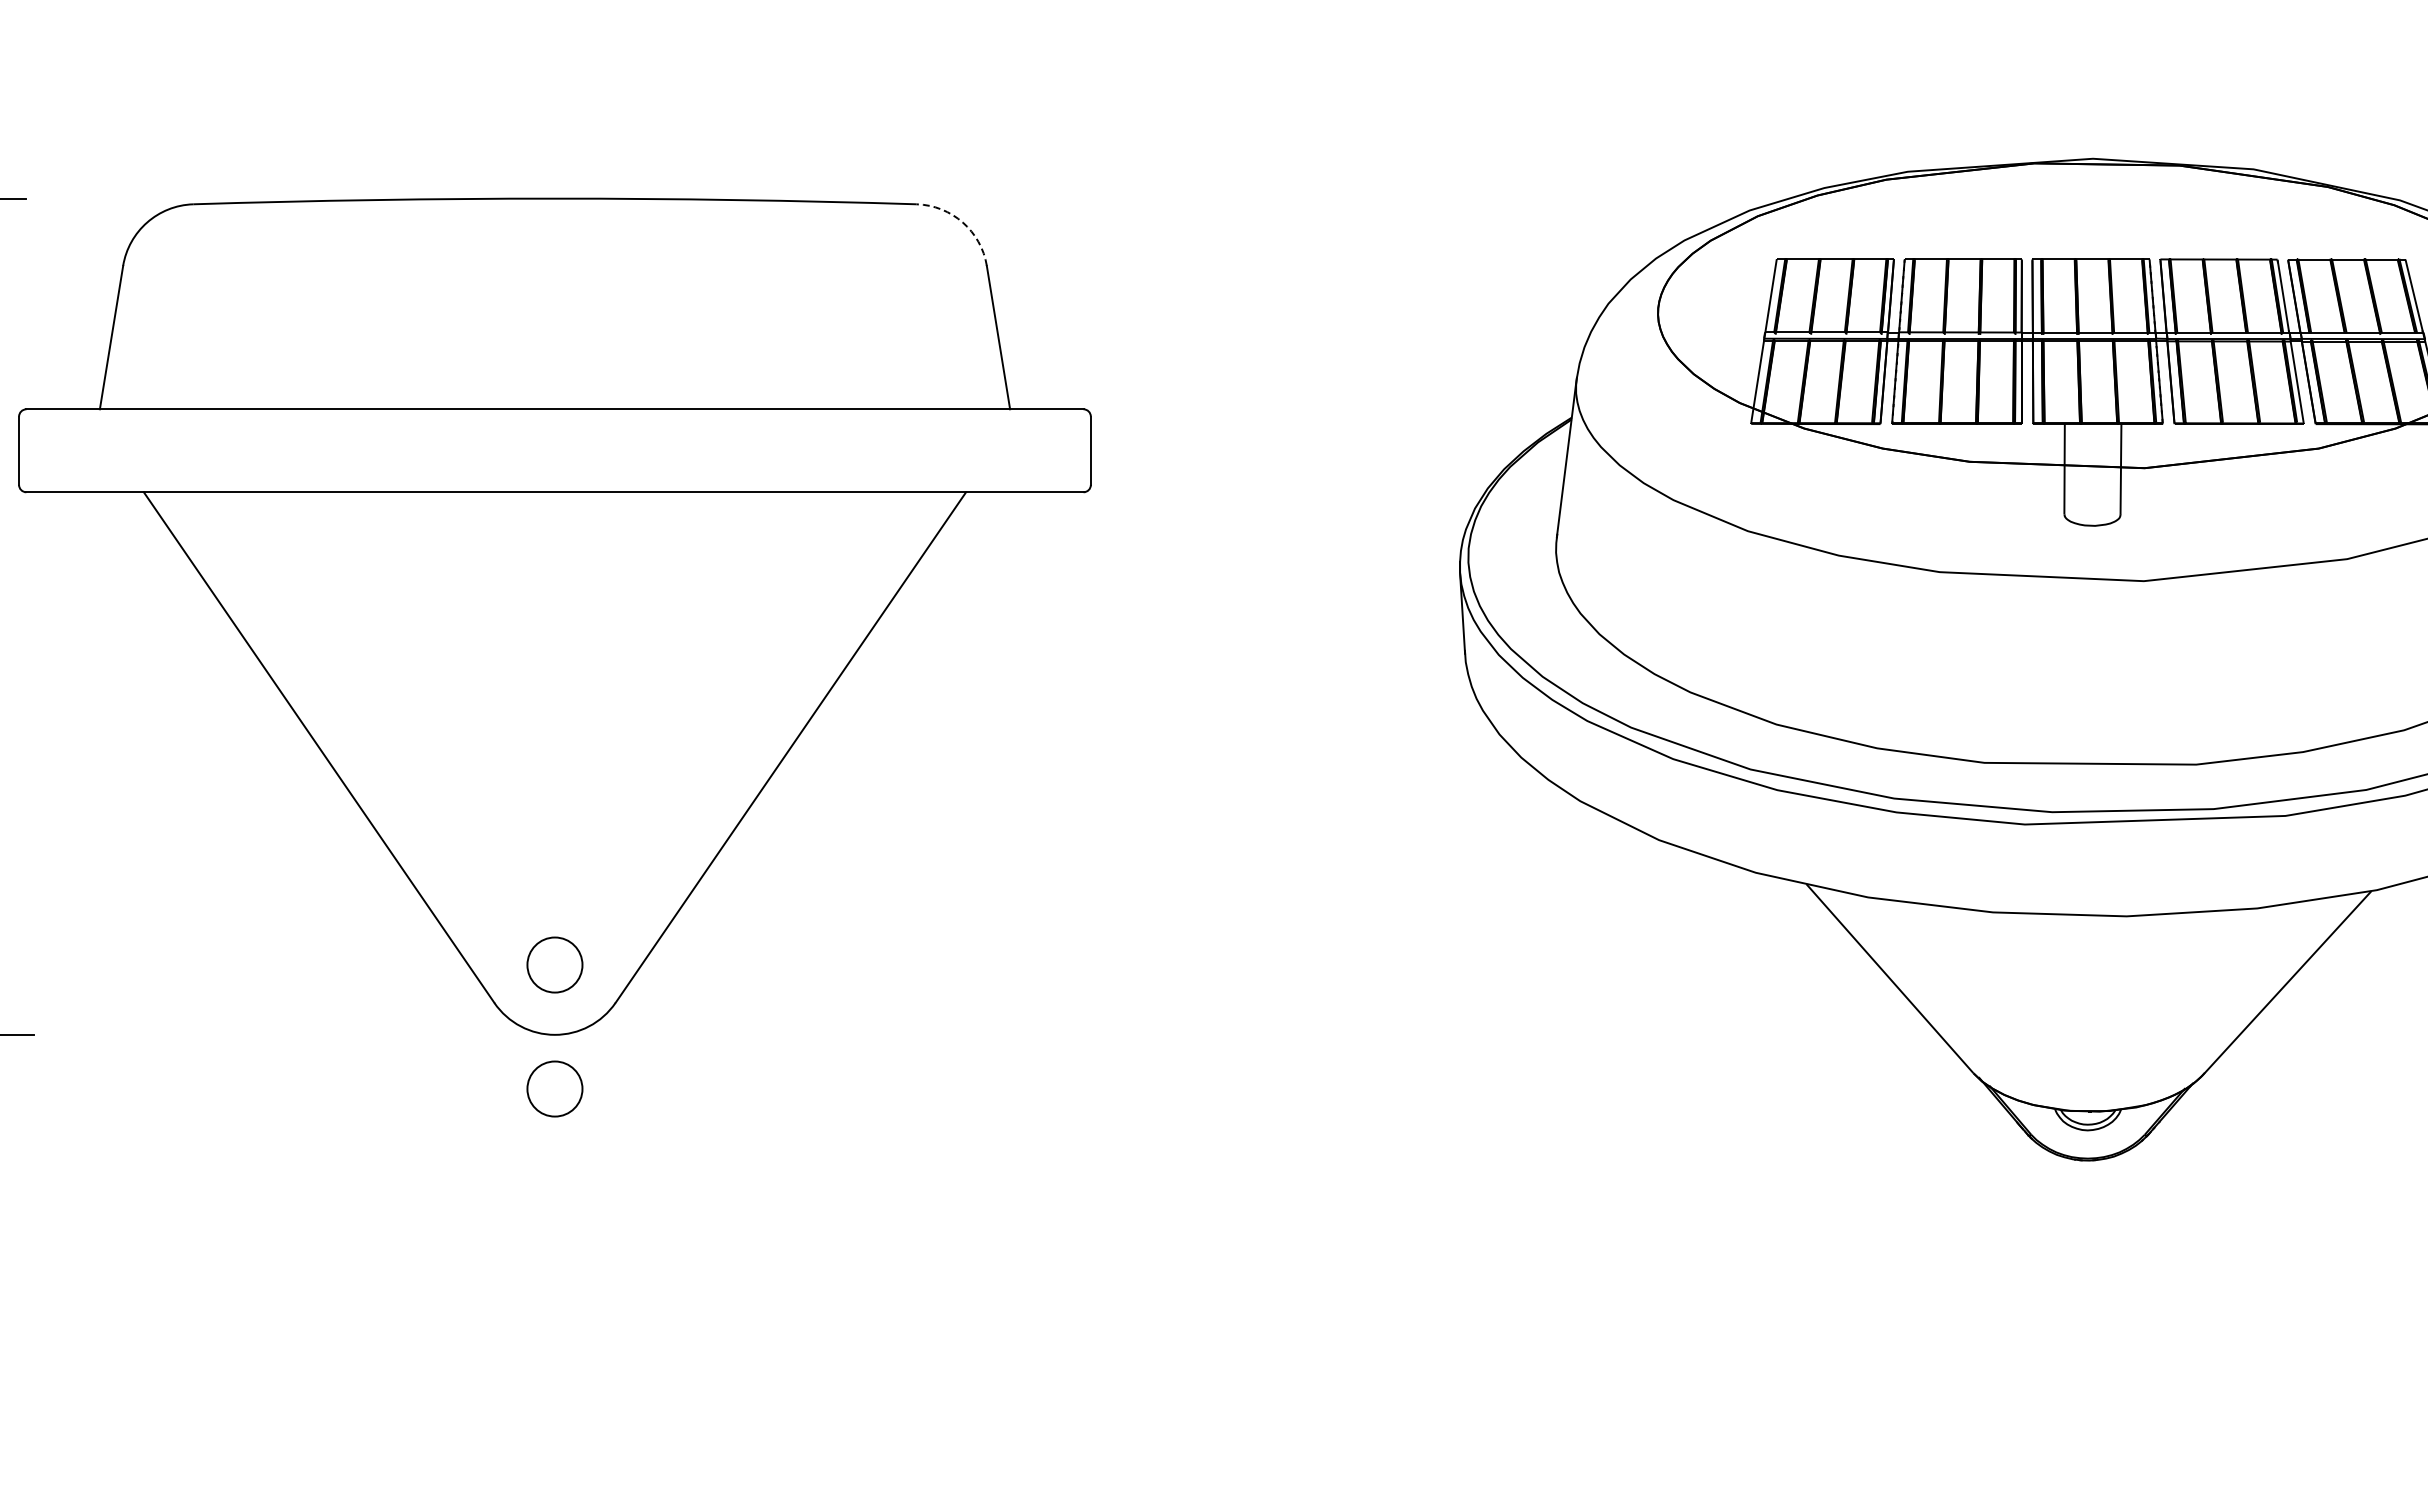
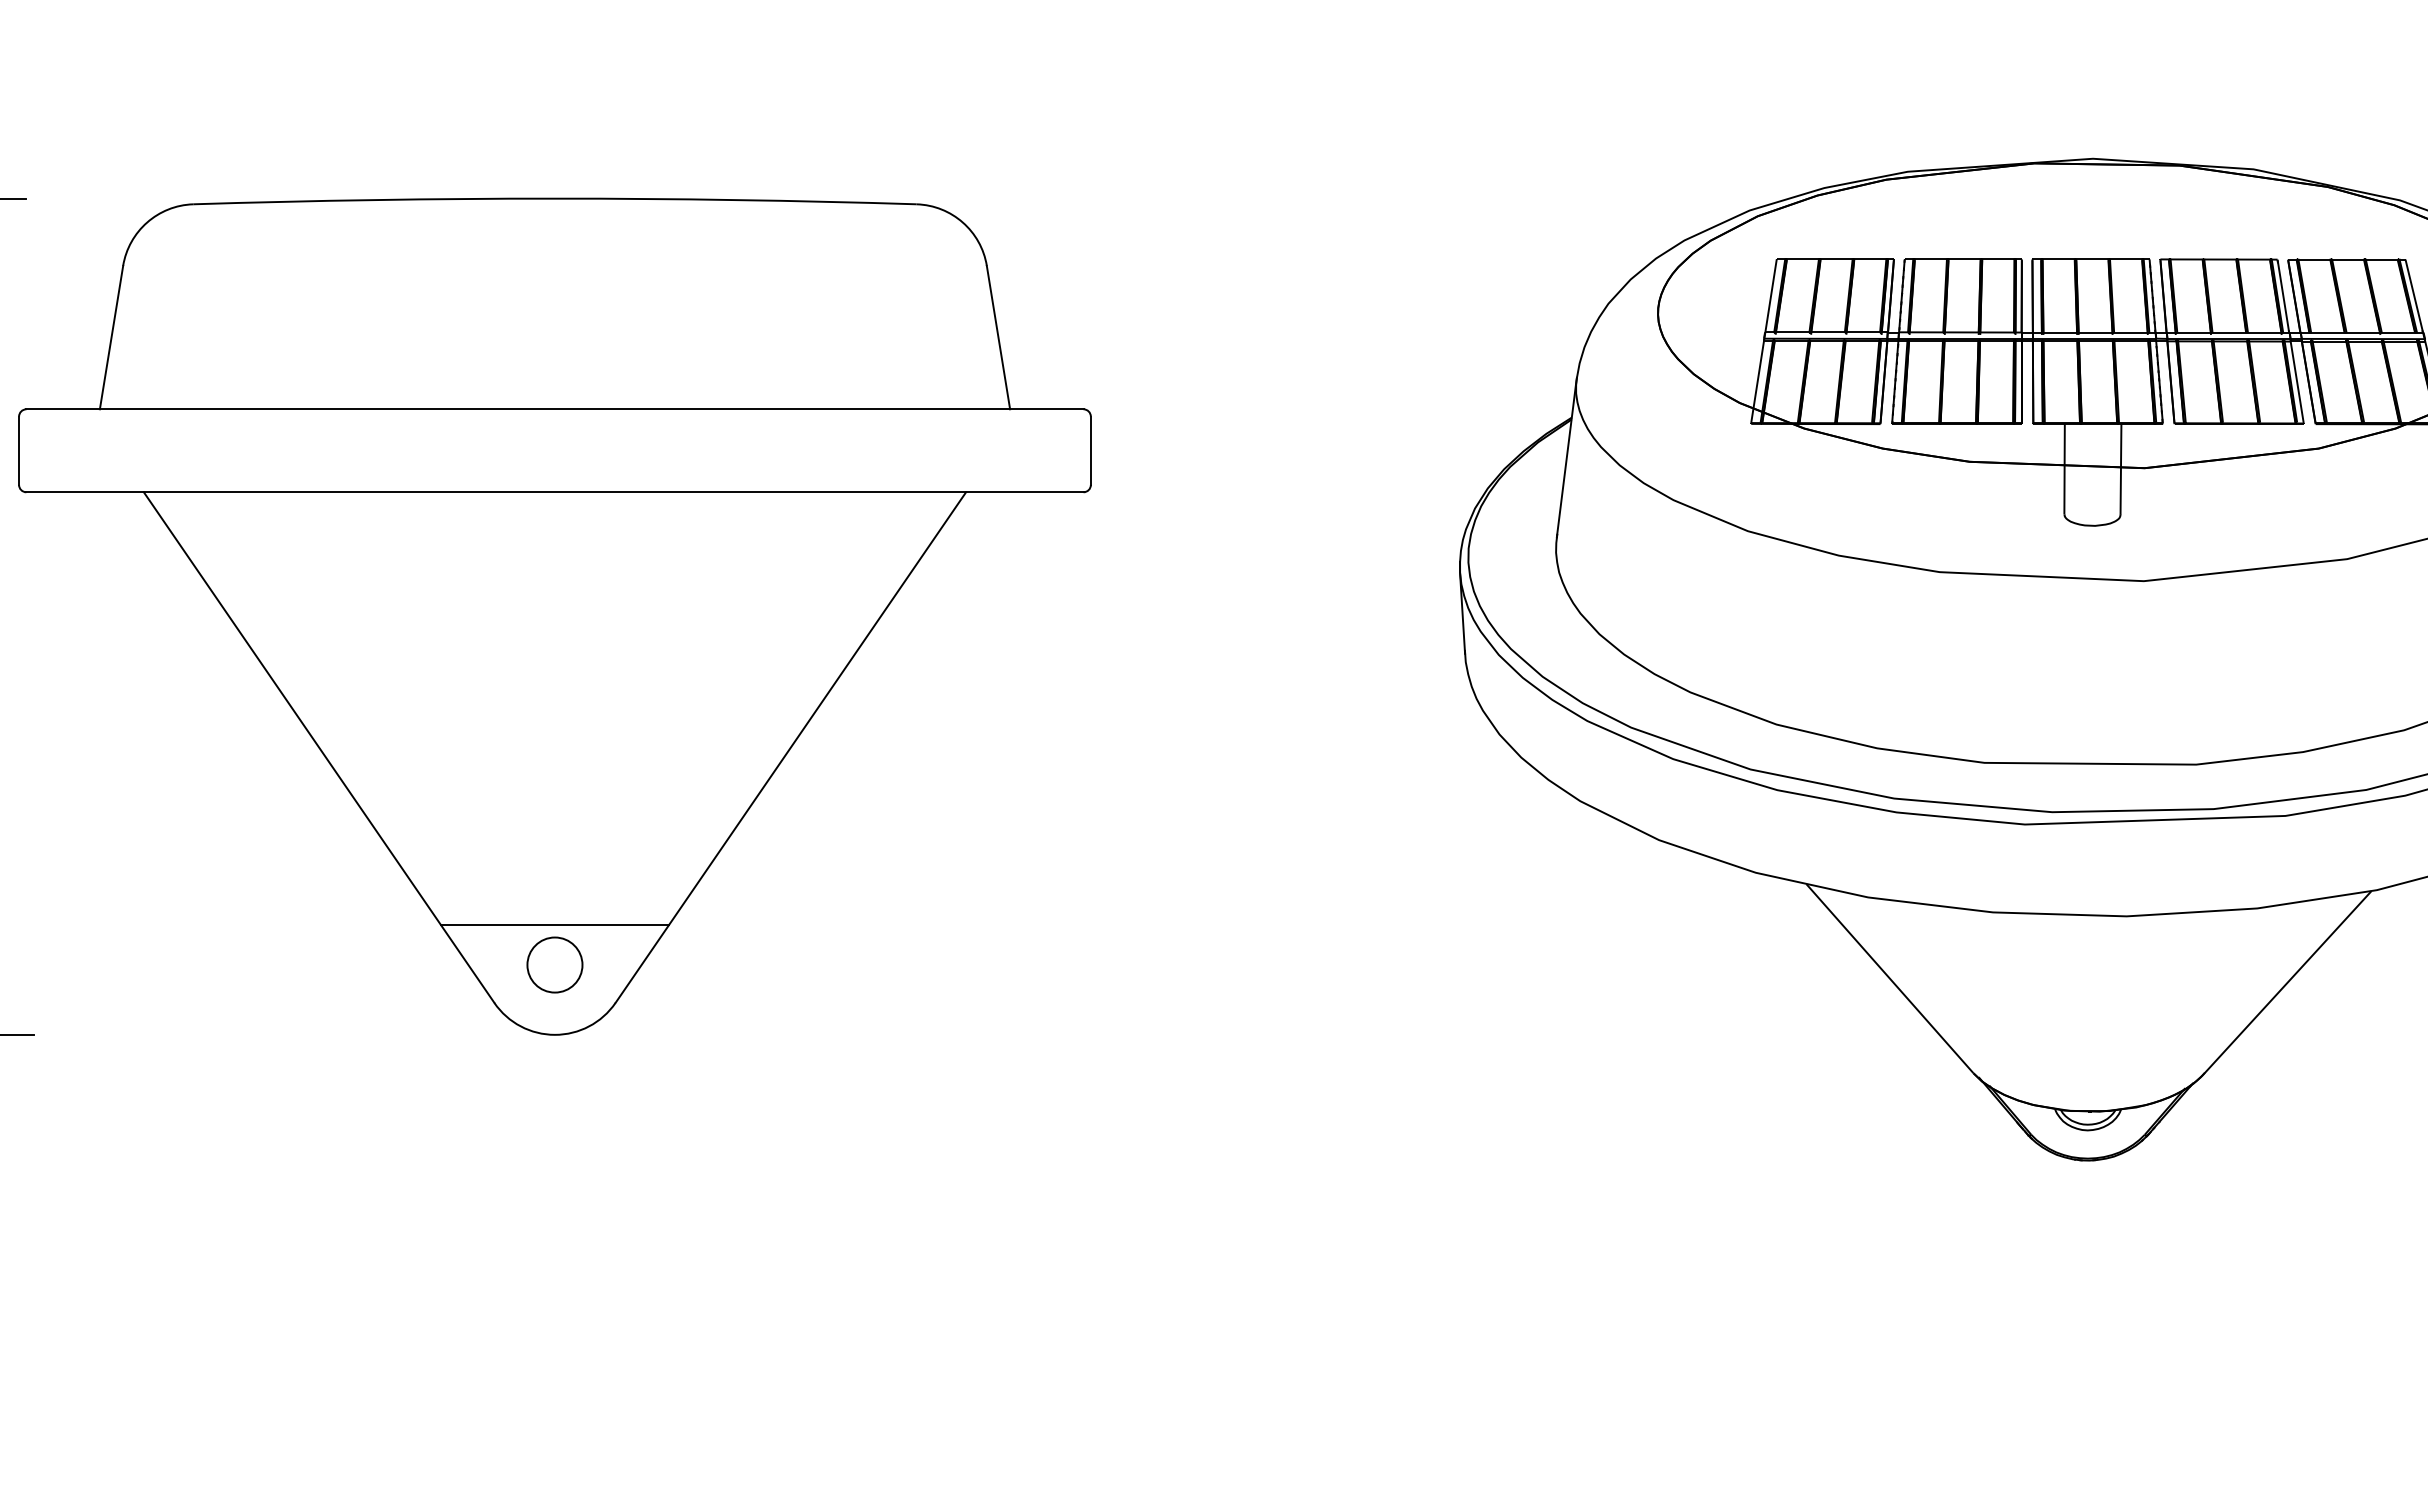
arc: dashed -> solid (962, 222)
line: none -> present (554, 925)
circle: present -> none (554, 1088)
